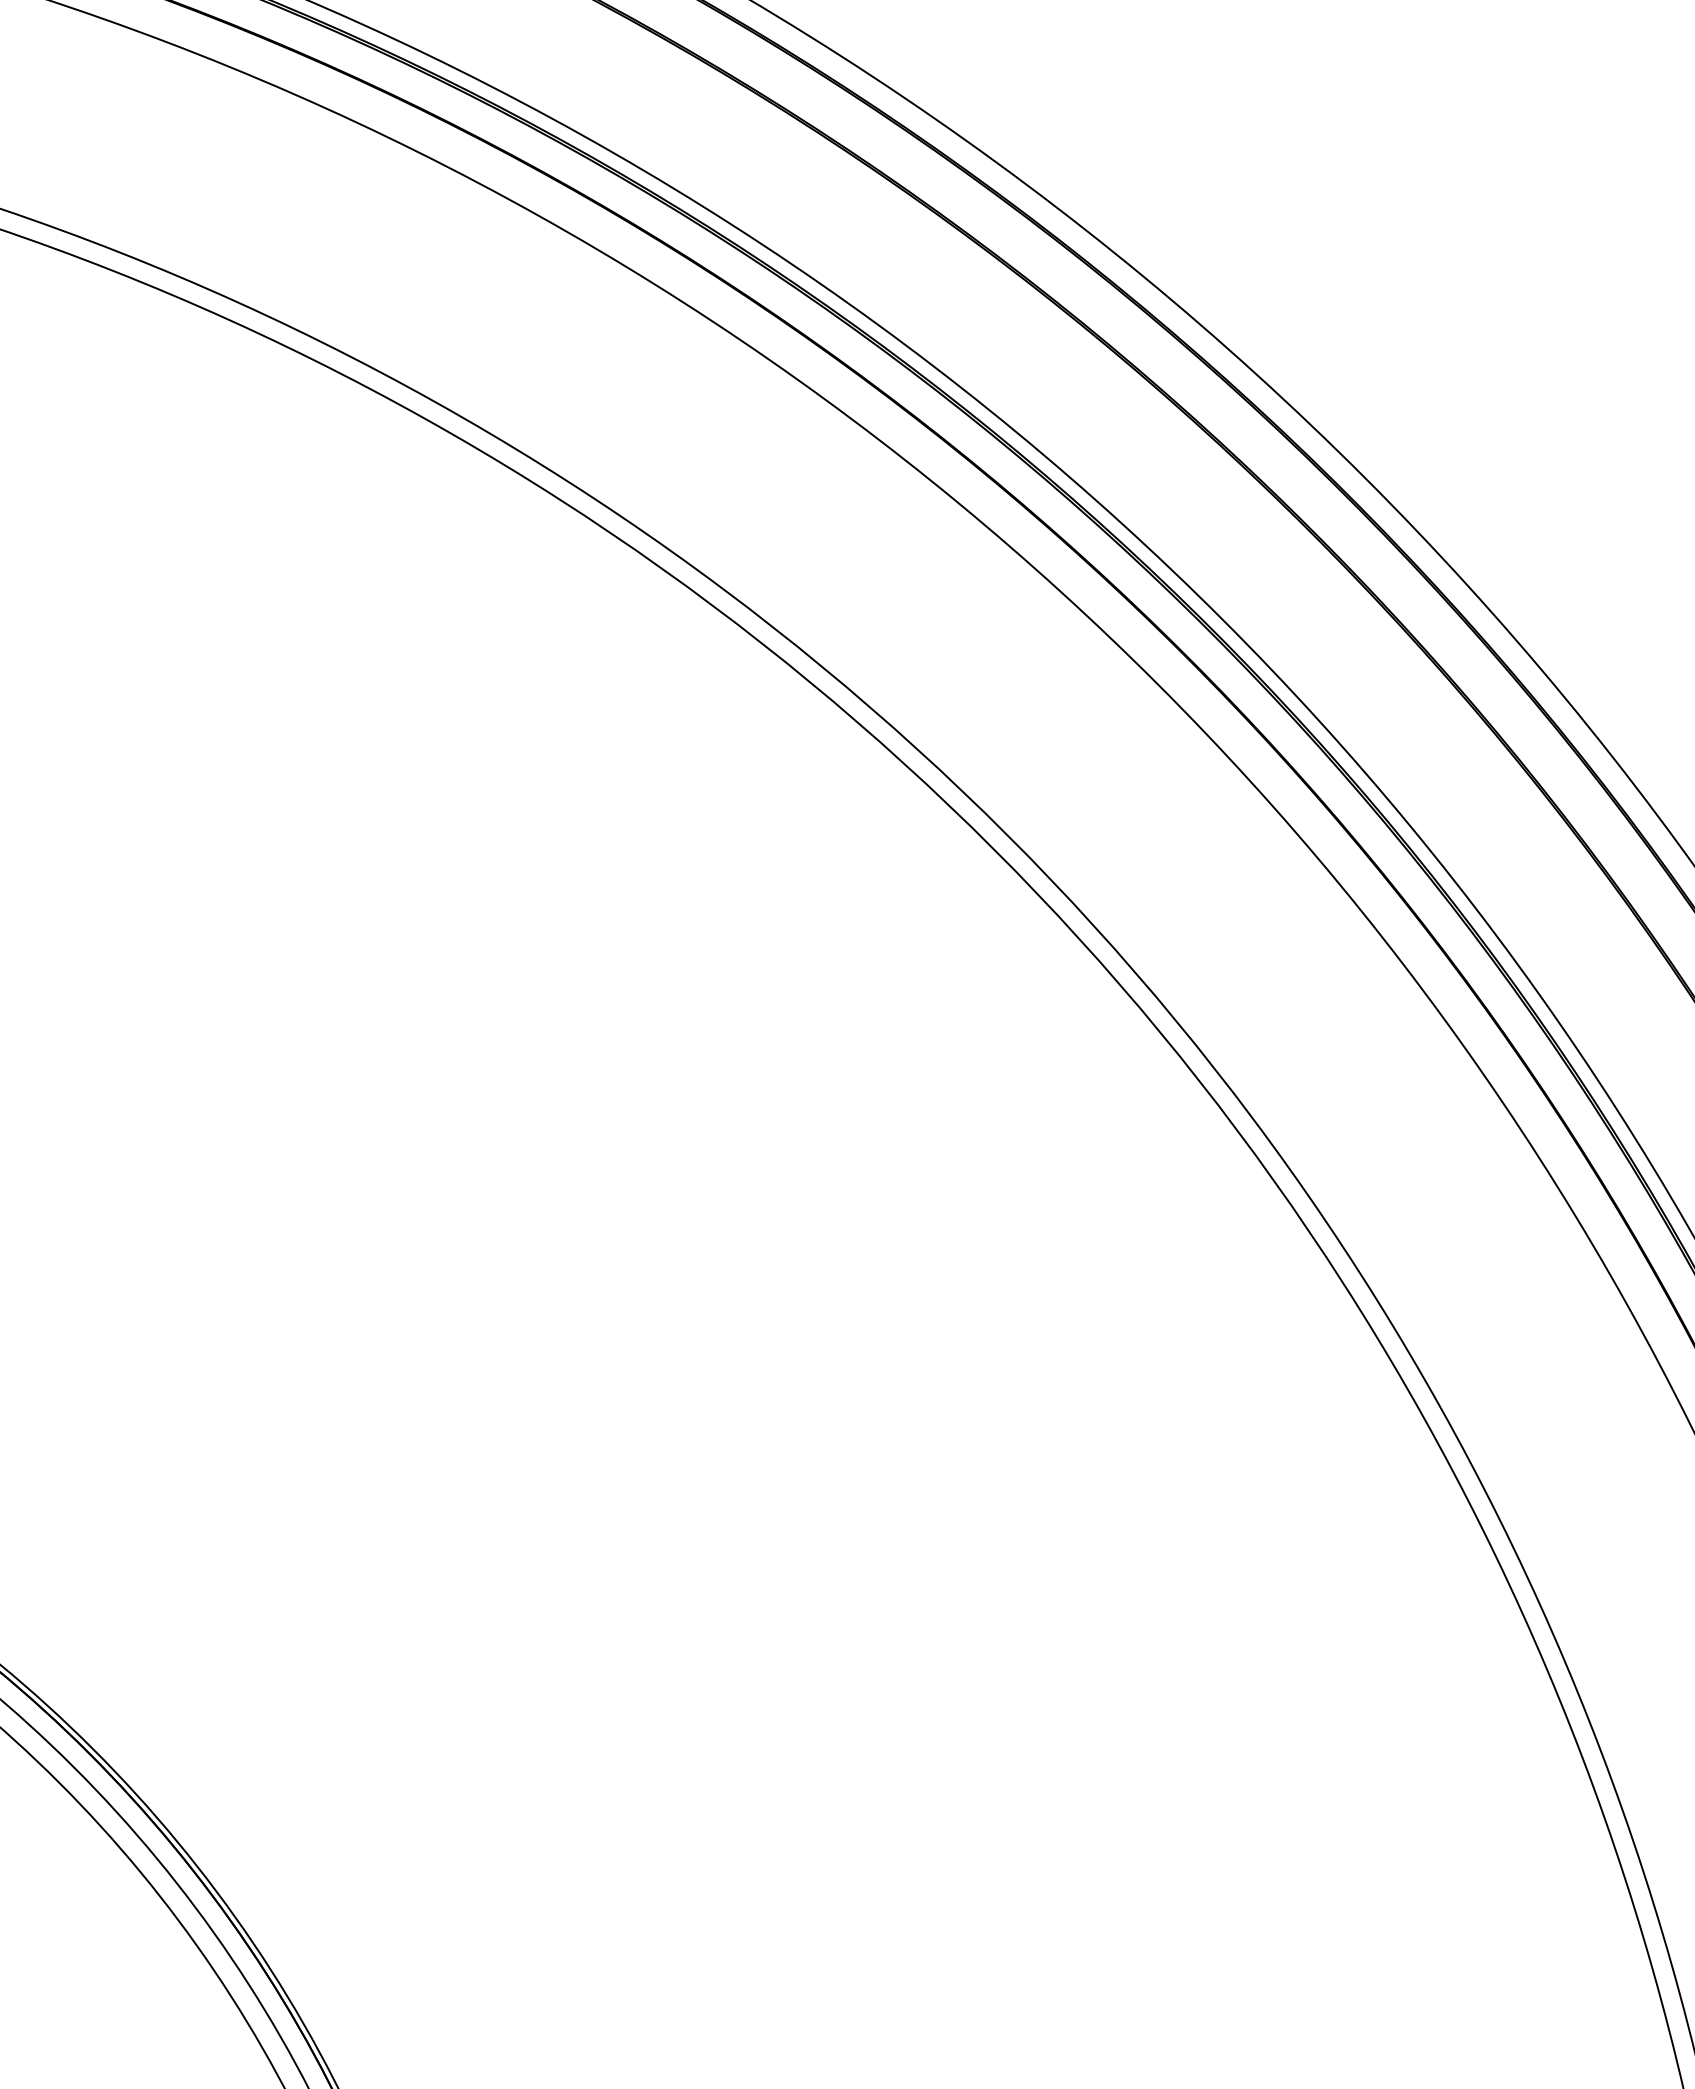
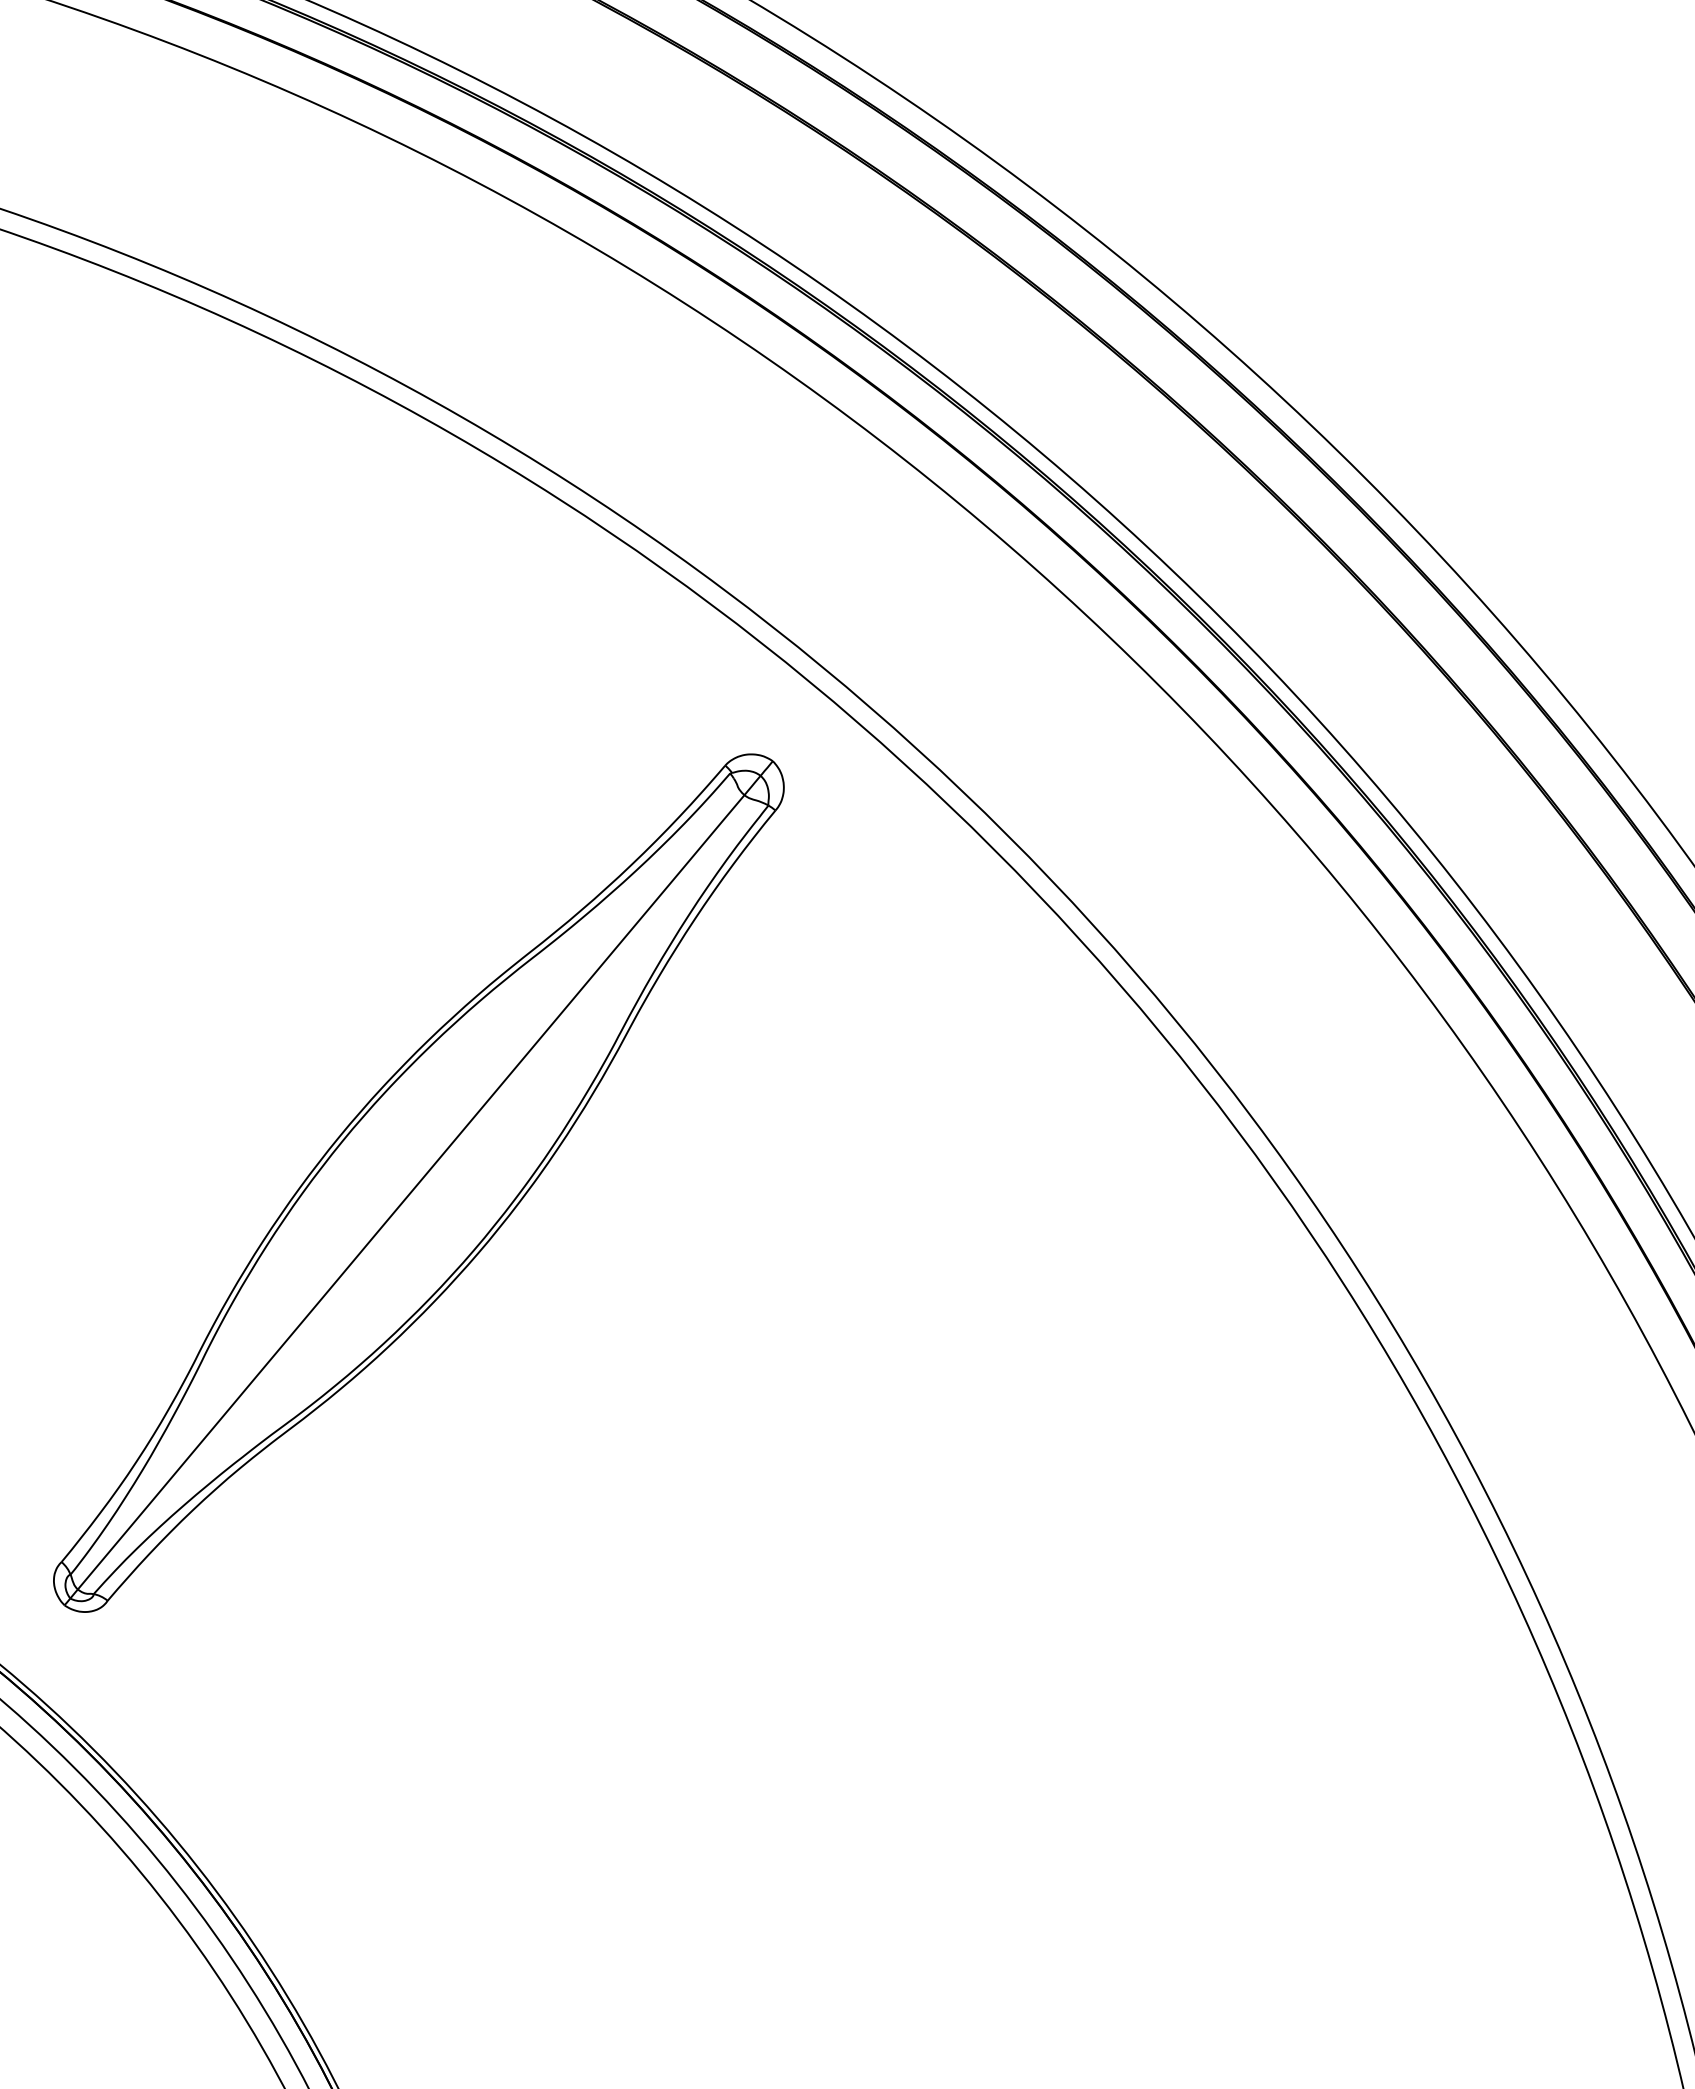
part: none -> present (418, 1182)
